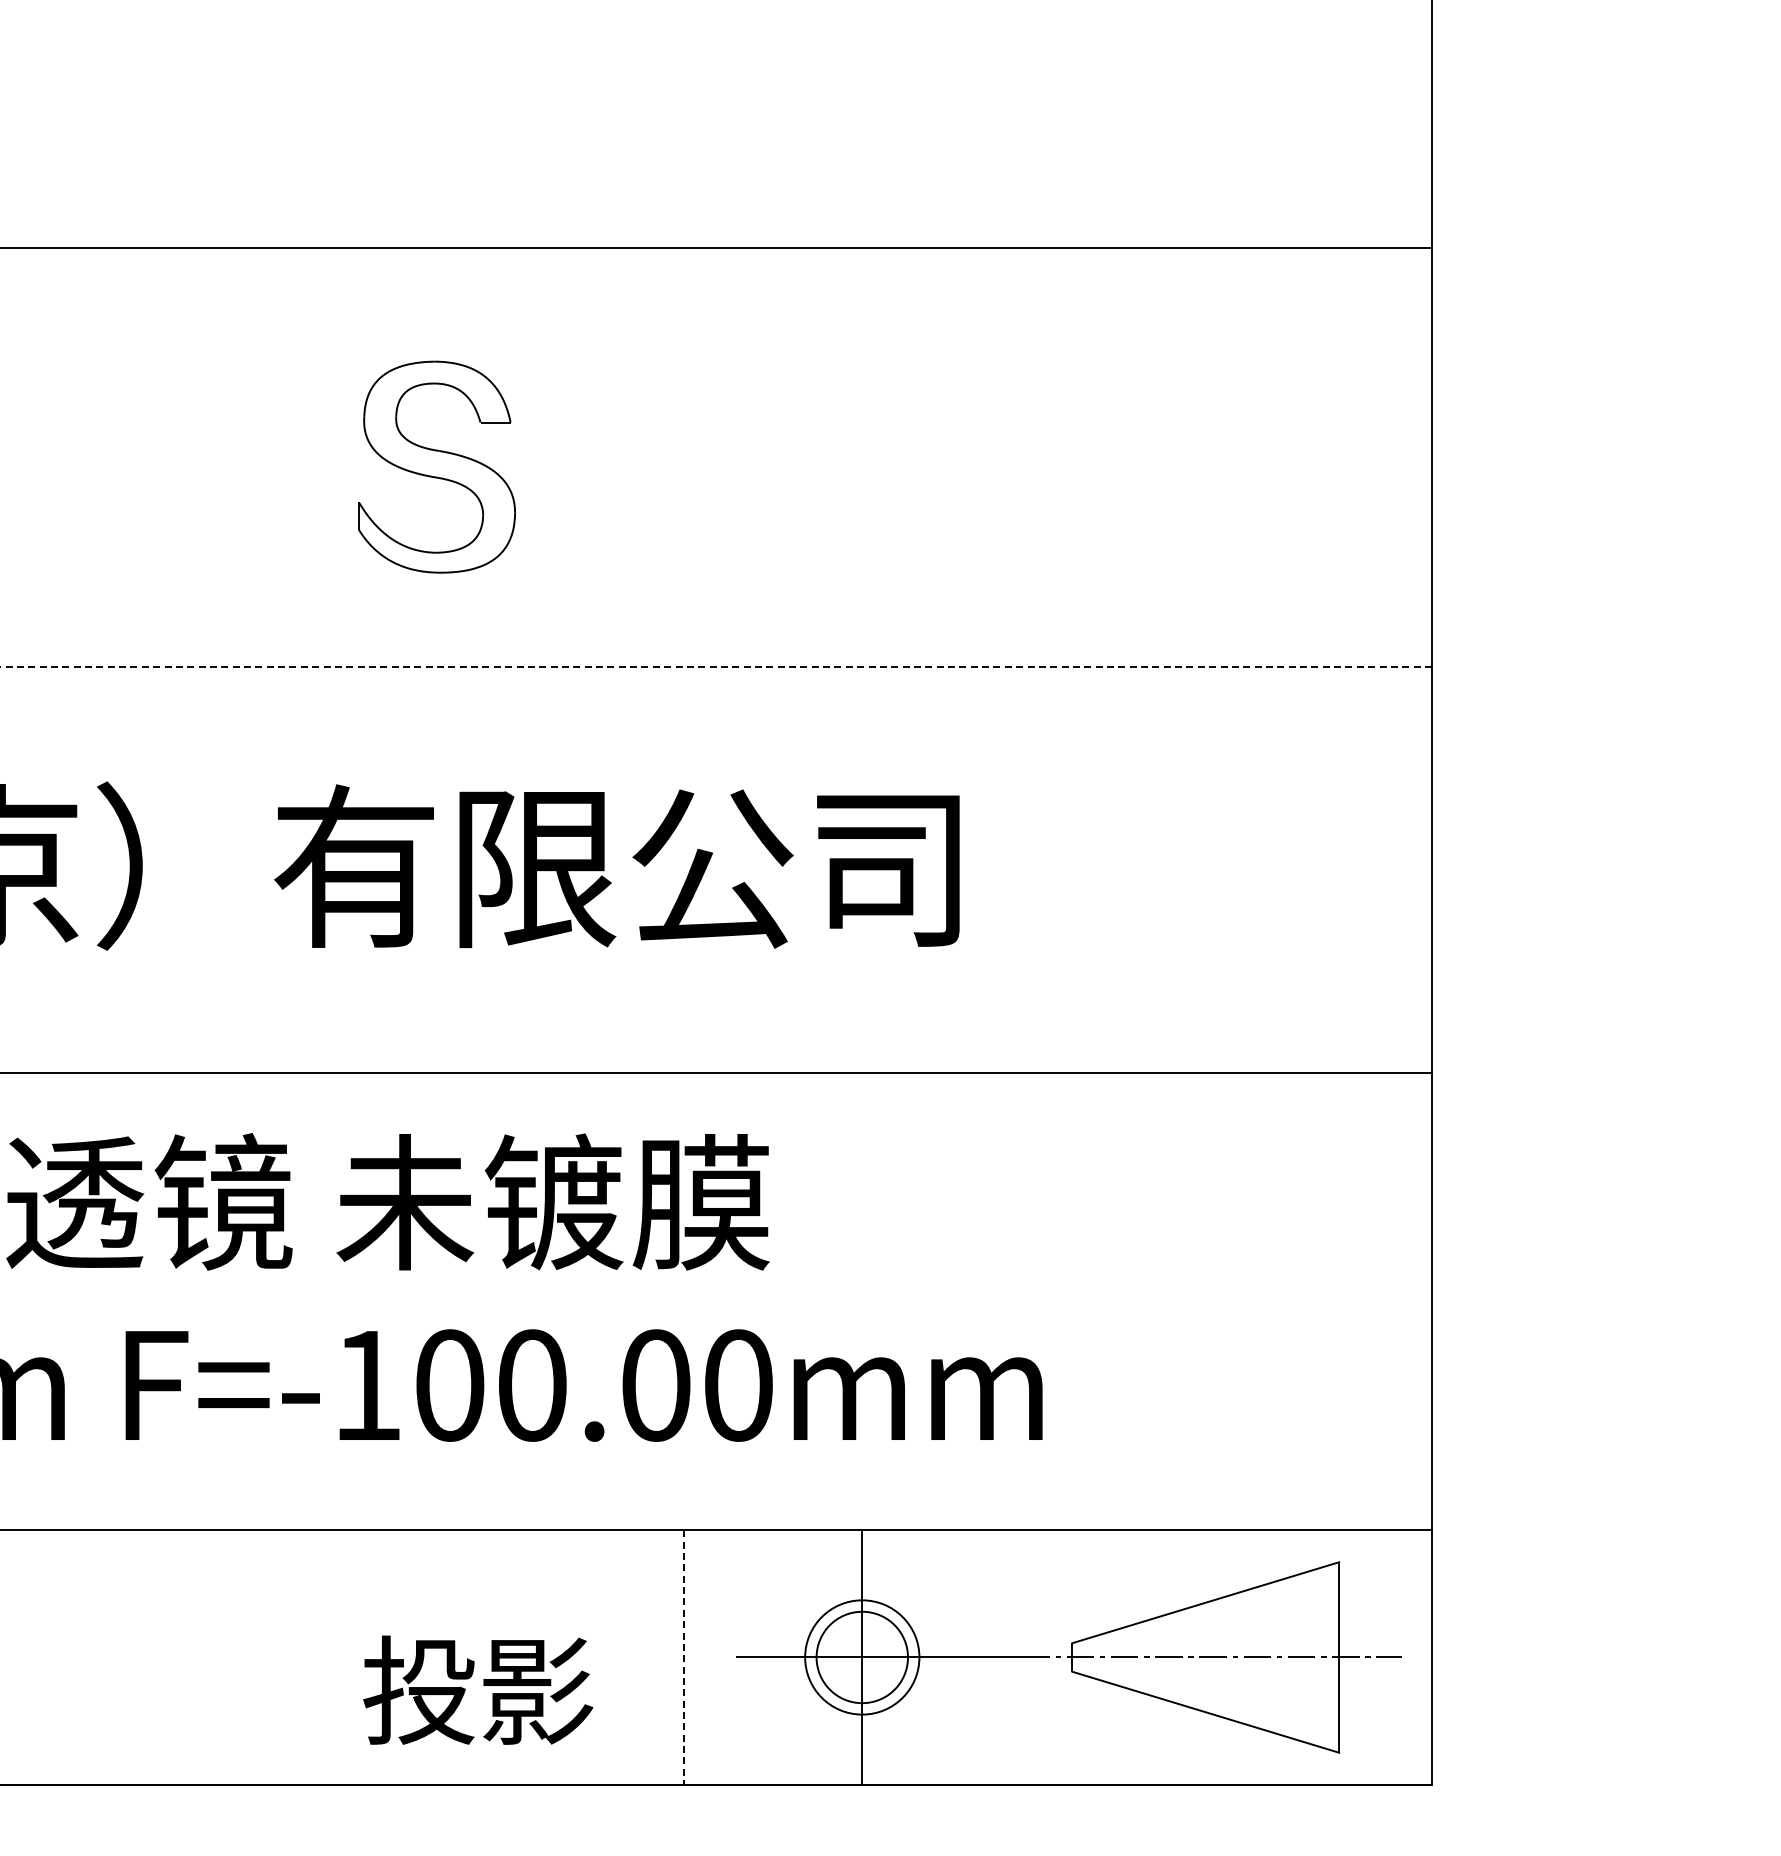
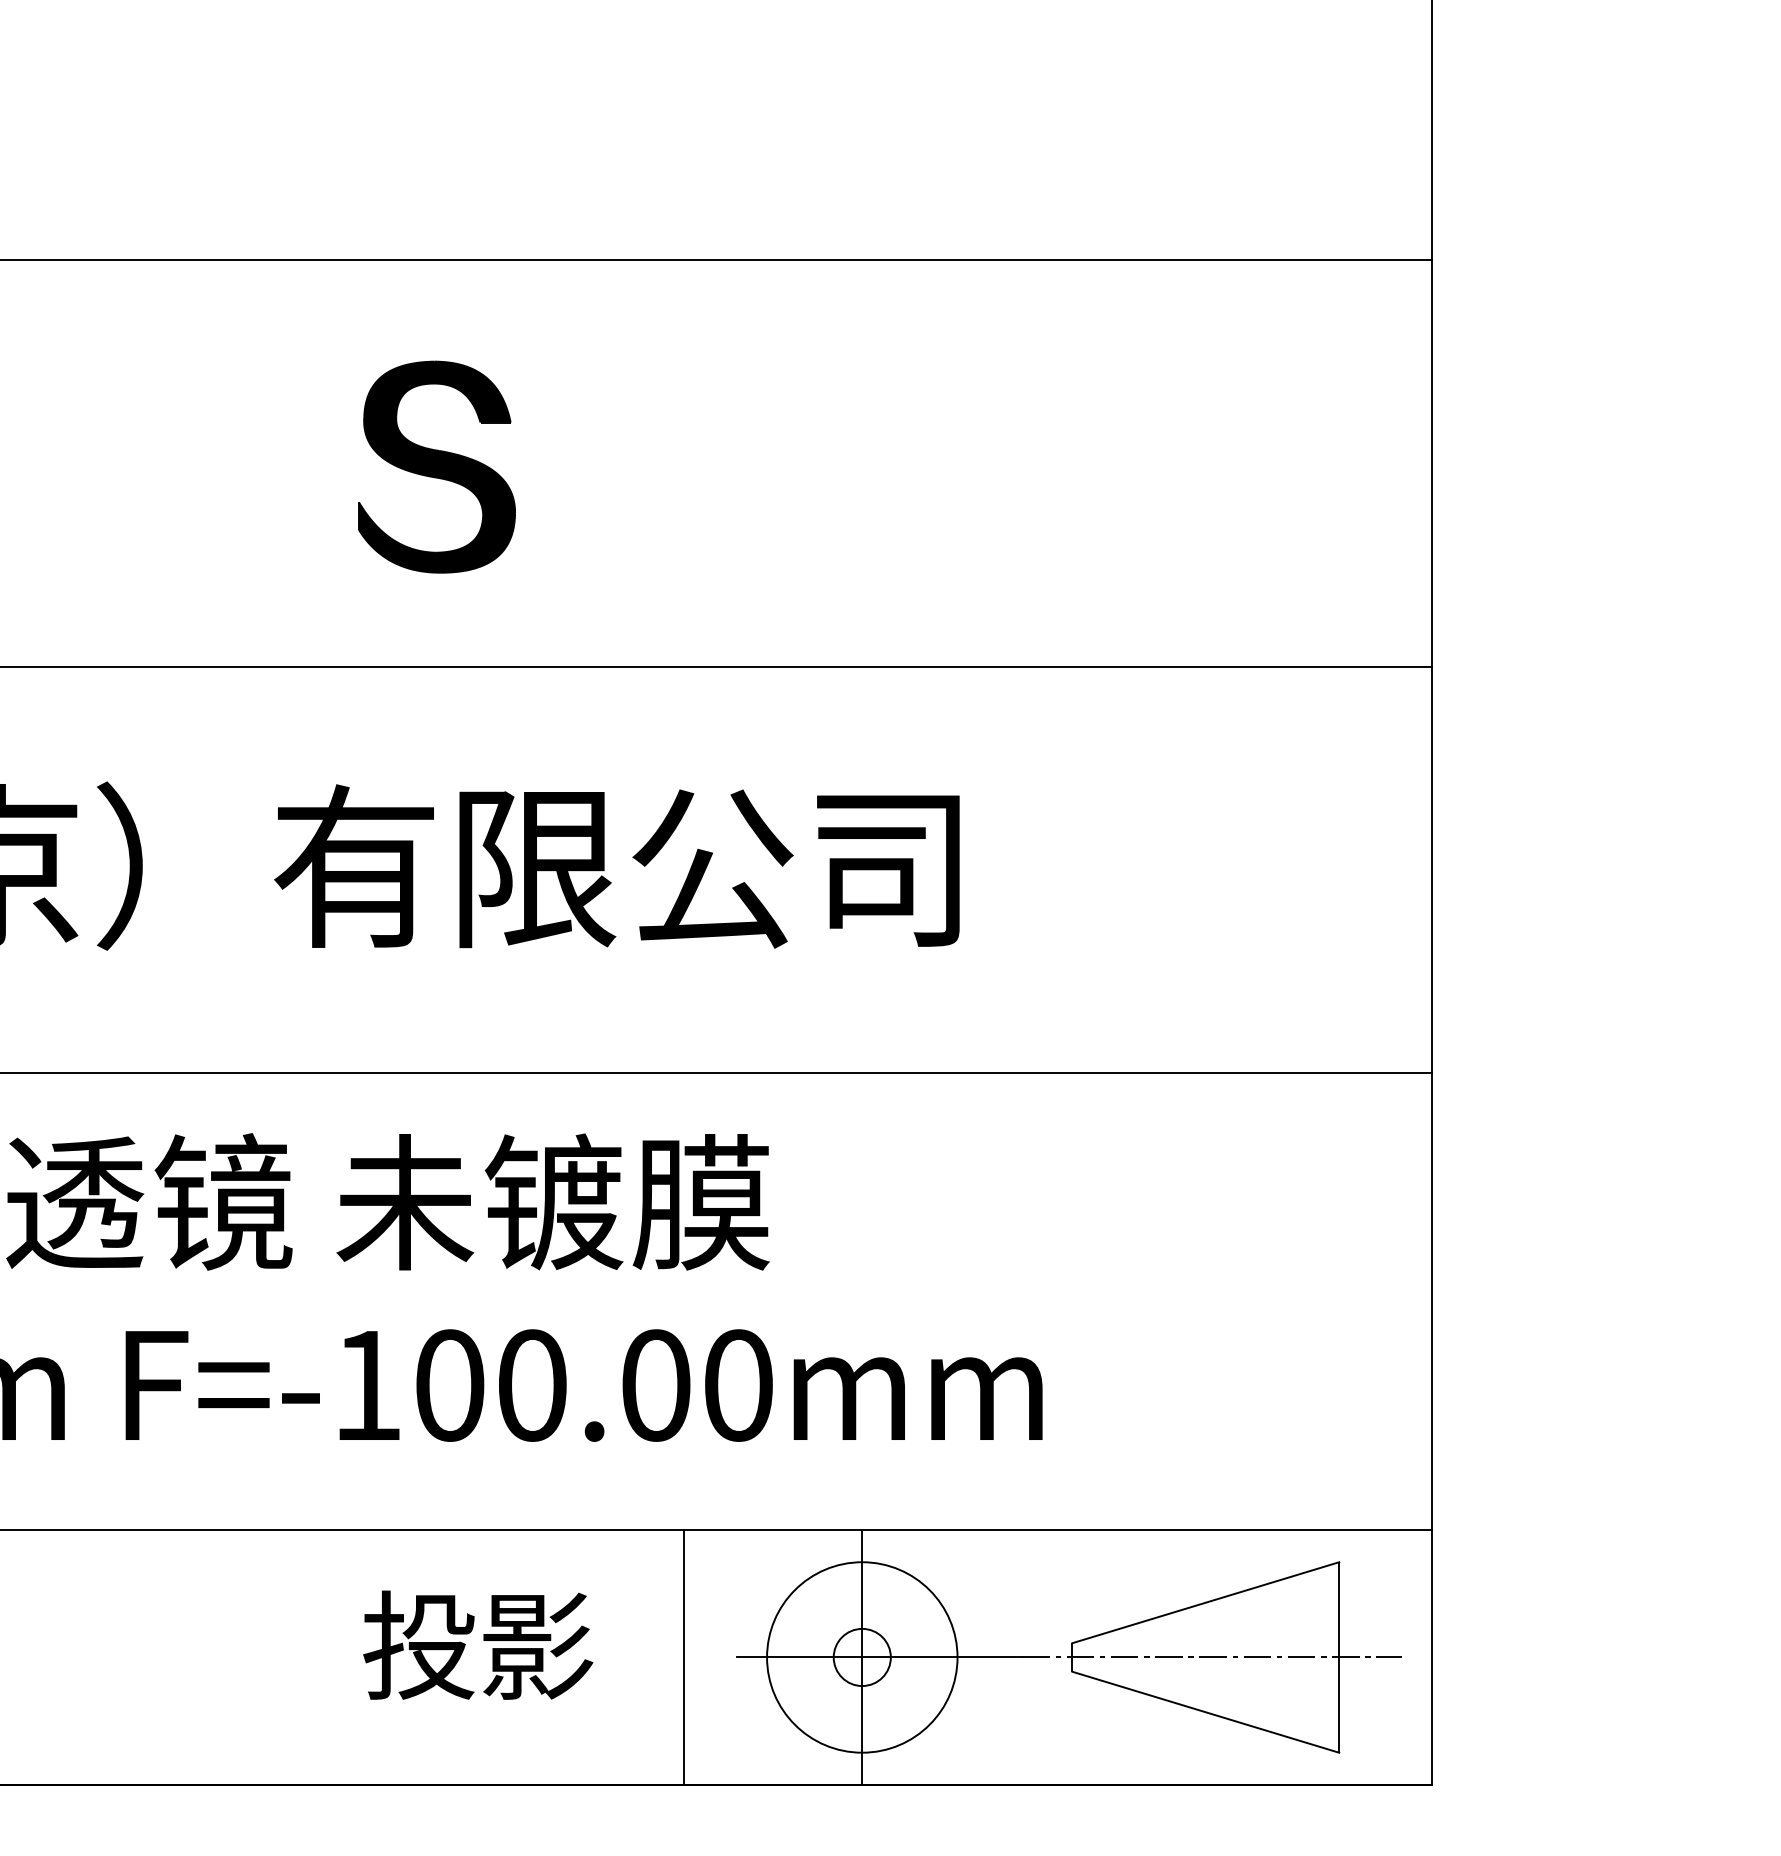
line position: (717, 248) -> (717, 260) (717, 260)
fill: none -> present (436, 466)
line: dashed -> solid (716, 666)
line: dashed -> solid (683, 1657)
circle diameter: 114 px -> 190 px (862, 1657)
circle diameter: 91 px -> 57 px (861, 1657)
text position: (478, 1689) -> (478, 1644) (478, 1644)
